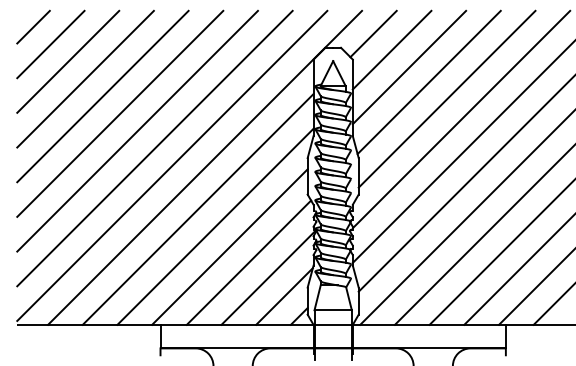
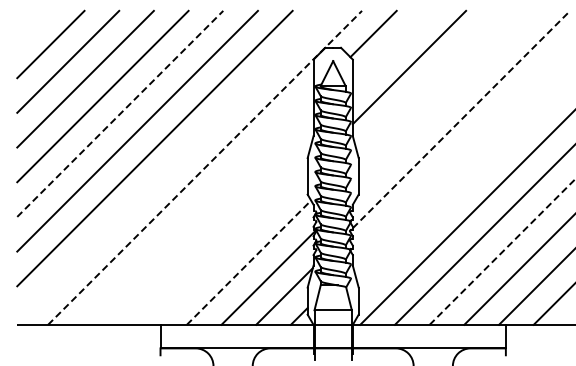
line: present -> none (33, 26)
line: present -> none (391, 49)
line: present -> none (428, 82)
line: present -> none (446, 98)
line: solid -> dashed (120, 113)
line: solid -> dashed (461, 119)
line: present -> none (462, 152)
line: present -> none (172, 165)
line: solid -> dashed (205, 167)
line: present -> none (465, 184)
line: present -> none (197, 209)
line: present -> none (215, 226)
line: present -> none (229, 246)
line: solid -> dashed (503, 251)
line: solid -> dashed (248, 262)
